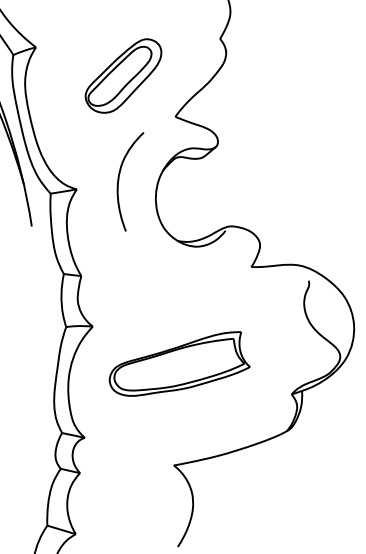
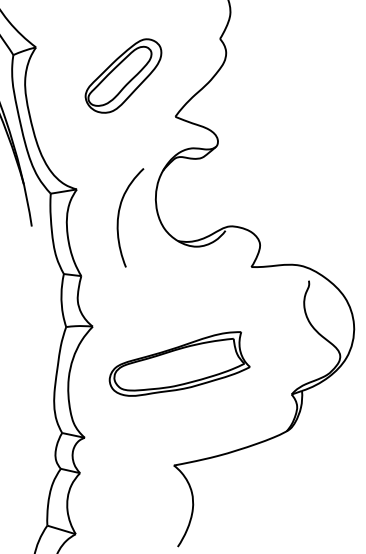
curve position: (119, 180) -> (119, 216) (119, 216)
